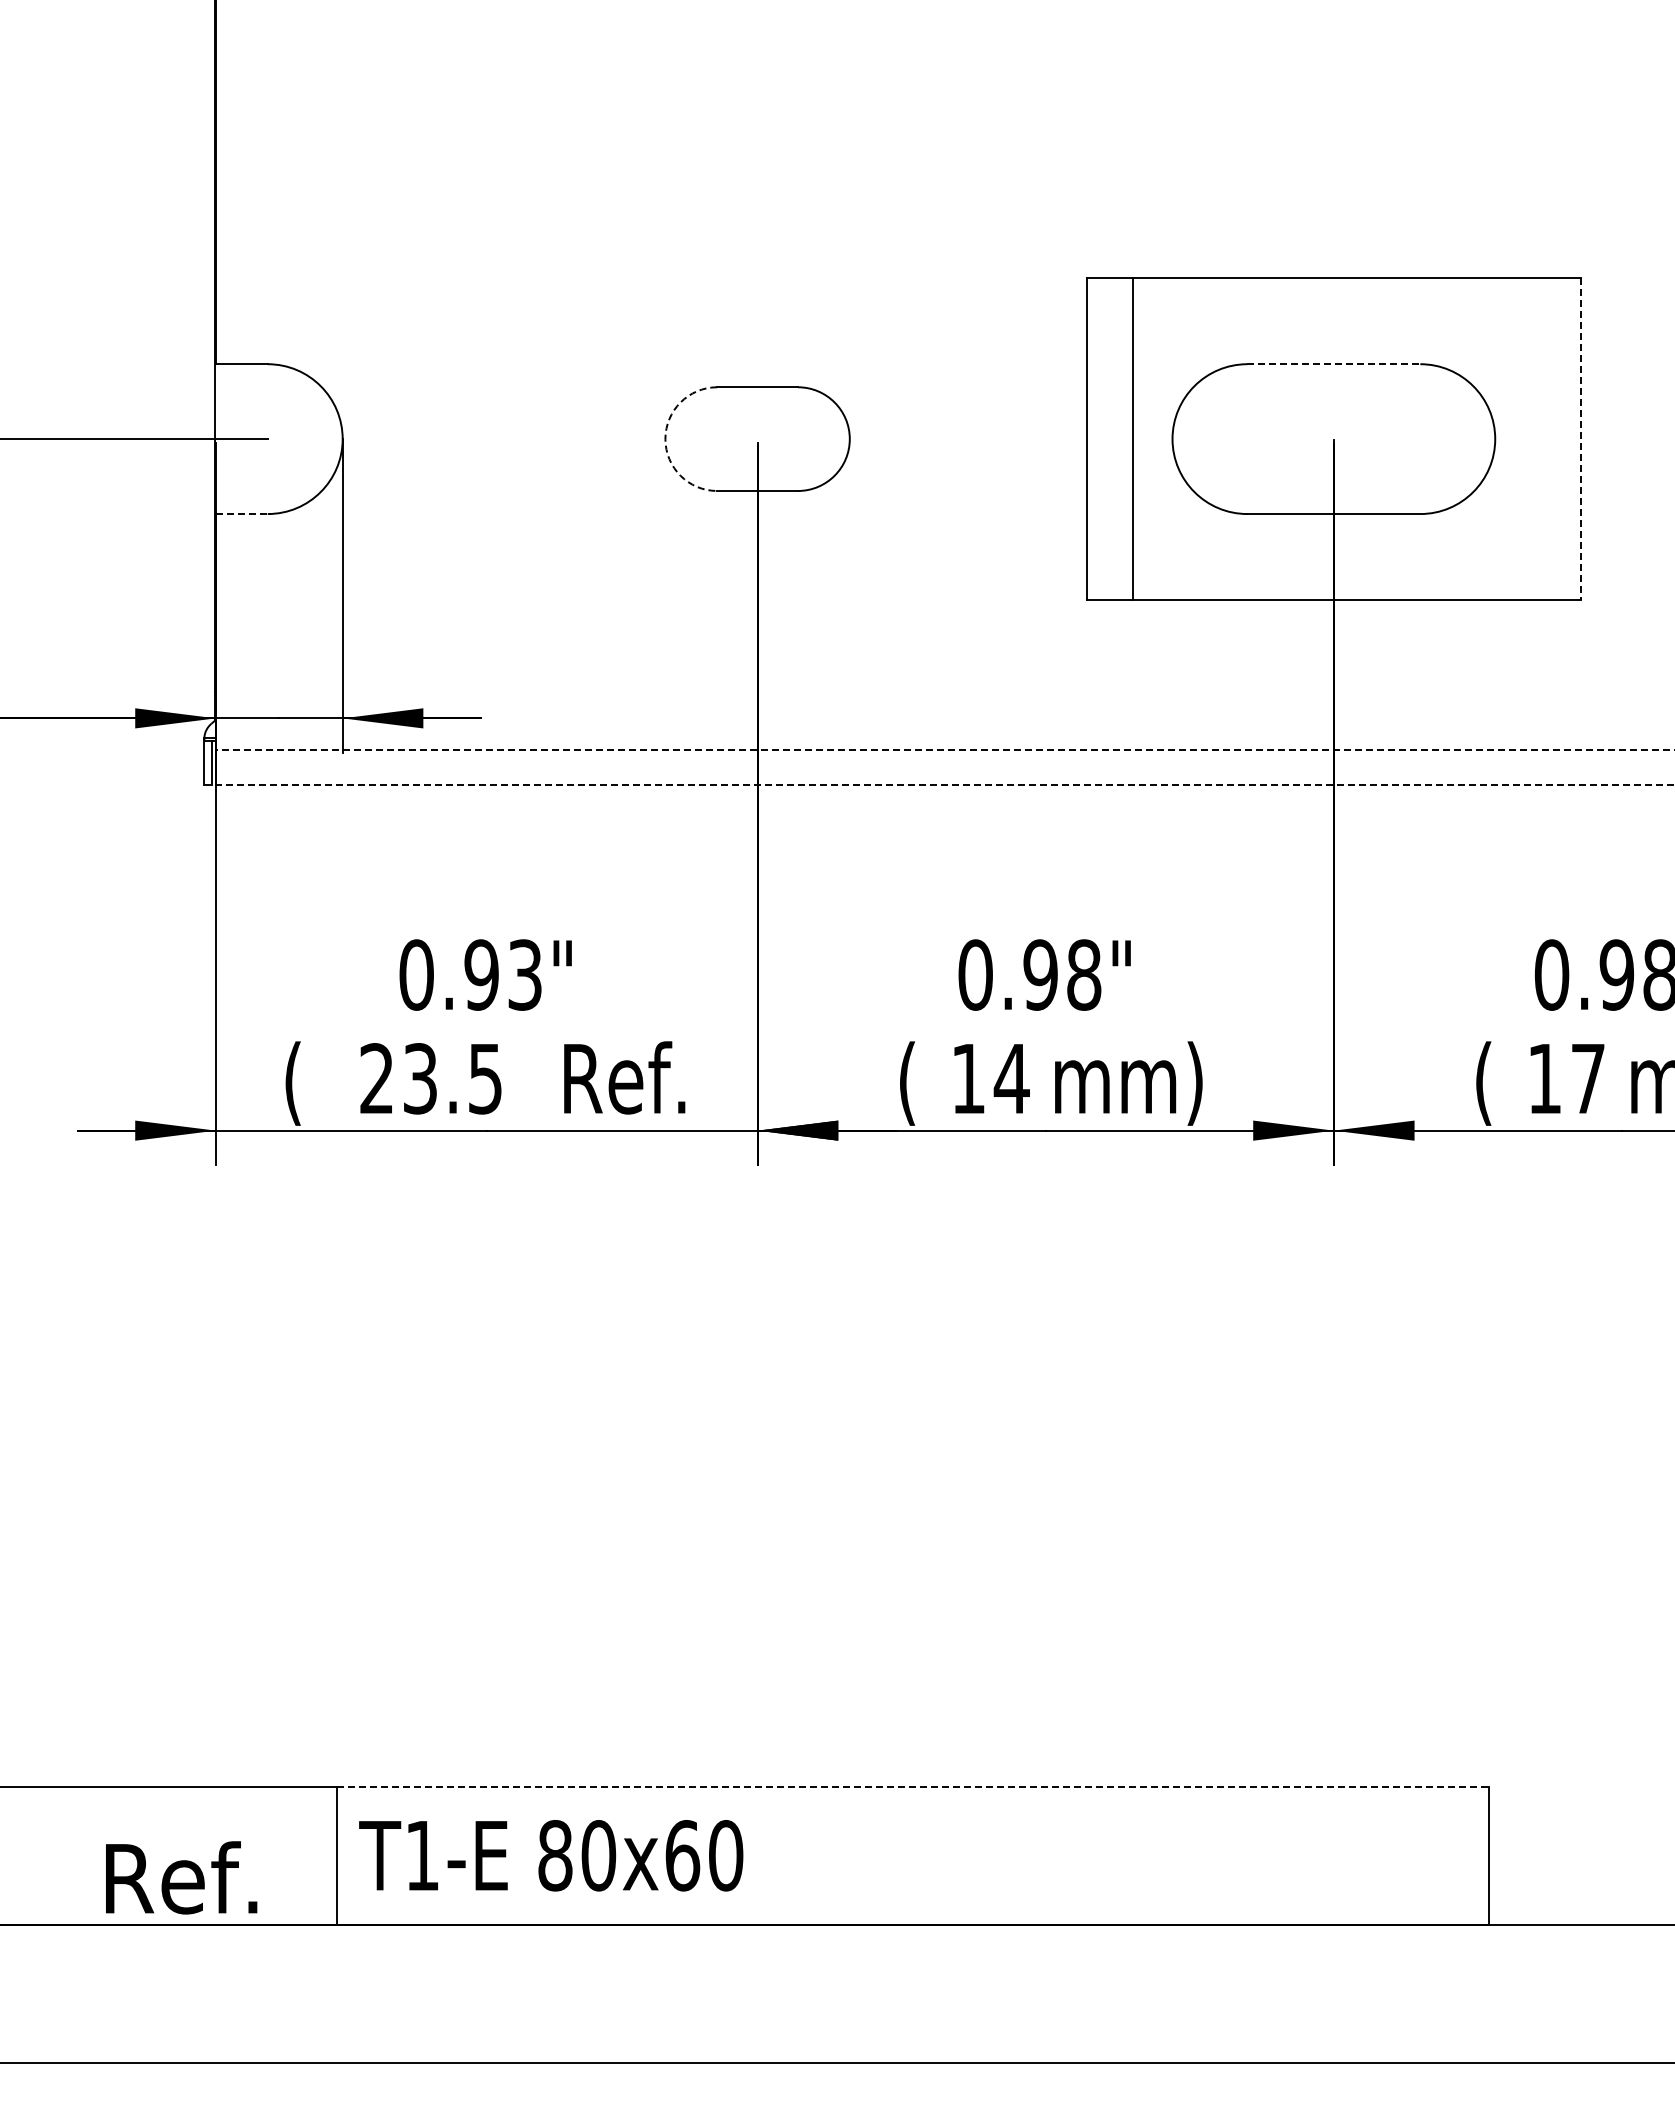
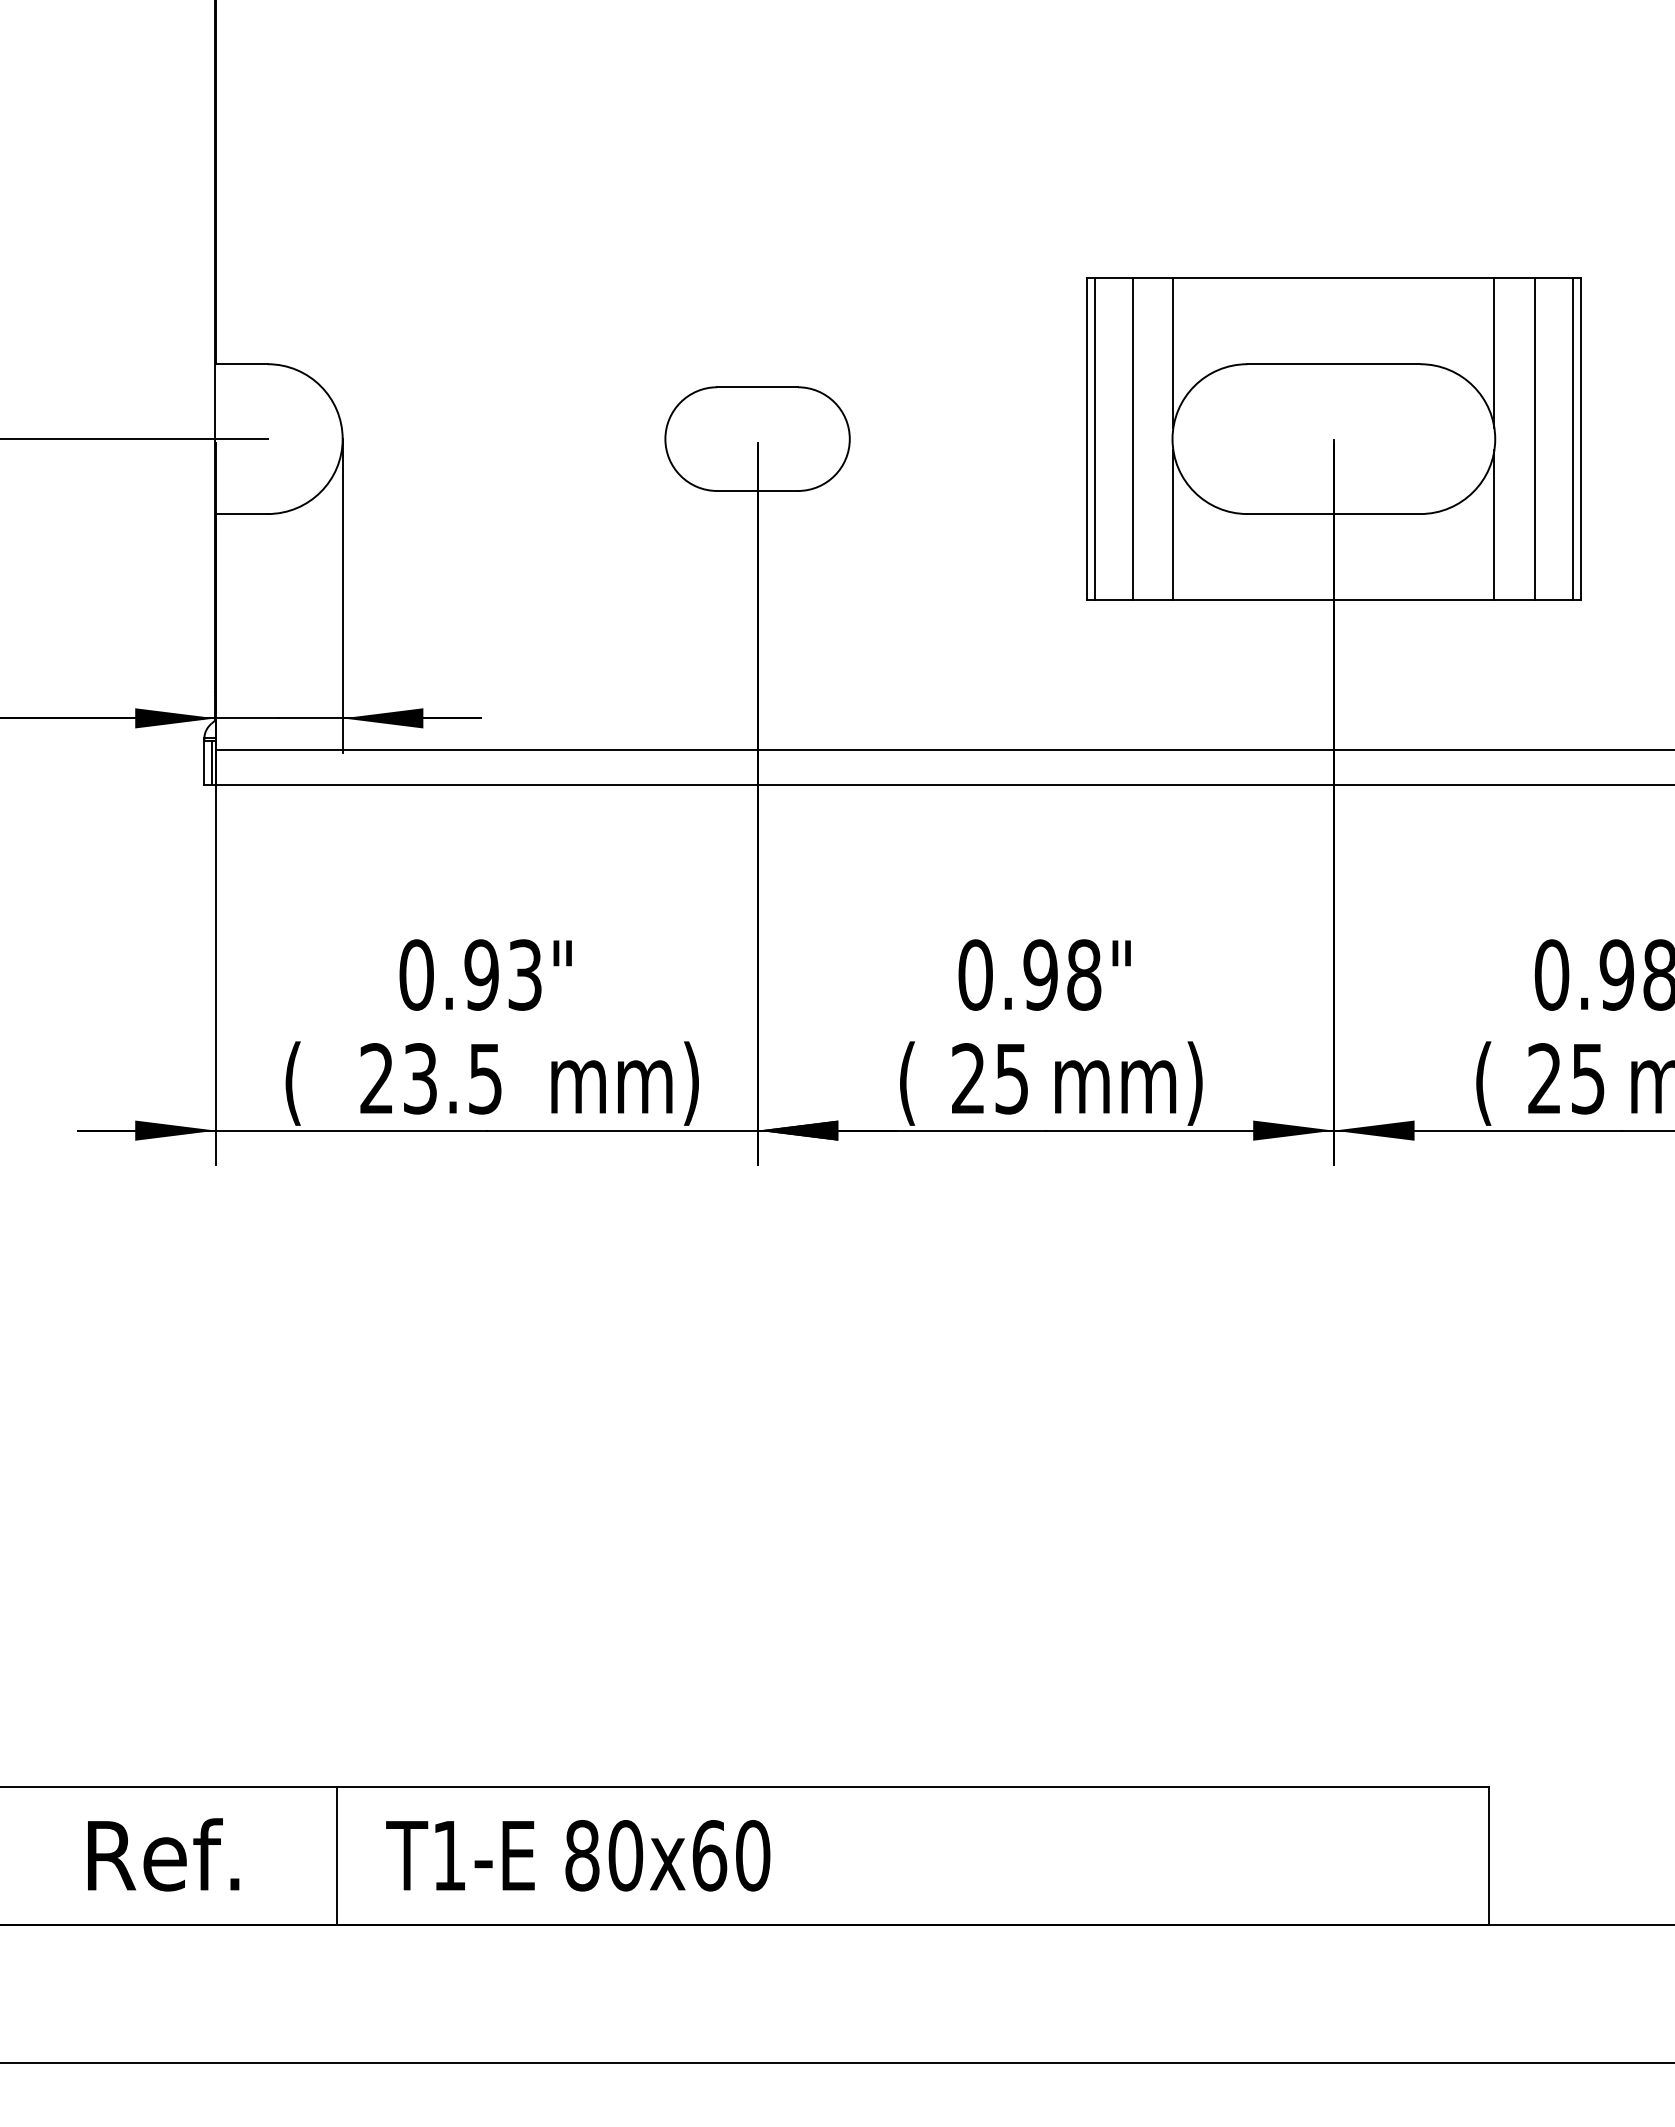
line: none -> present (1173, 352)
line: none -> present (1494, 352)
line: dashed -> solid (1334, 364)
line: none -> present (1095, 438)
line: none -> present (1535, 438)
line: none -> present (1572, 438)
arc: dashed -> solid (665, 439)
line: dashed -> solid (1580, 439)
line: dashed -> solid (241, 514)
line: none -> present (1173, 525)
line: none -> present (1494, 525)
line: dashed -> solid (944, 750)
line: dashed -> solid (939, 784)
text: 14 -> 25 (990, 1078)
text: 17 -> 25 (1566, 1078)
text: Ref. -> mm) (624, 1083)
line: dashed -> solid (913, 1786)
text position: (551, 1855) -> (578, 1855) (578, 1855)
text position: (181, 1877) -> (163, 1854) (163, 1854)
